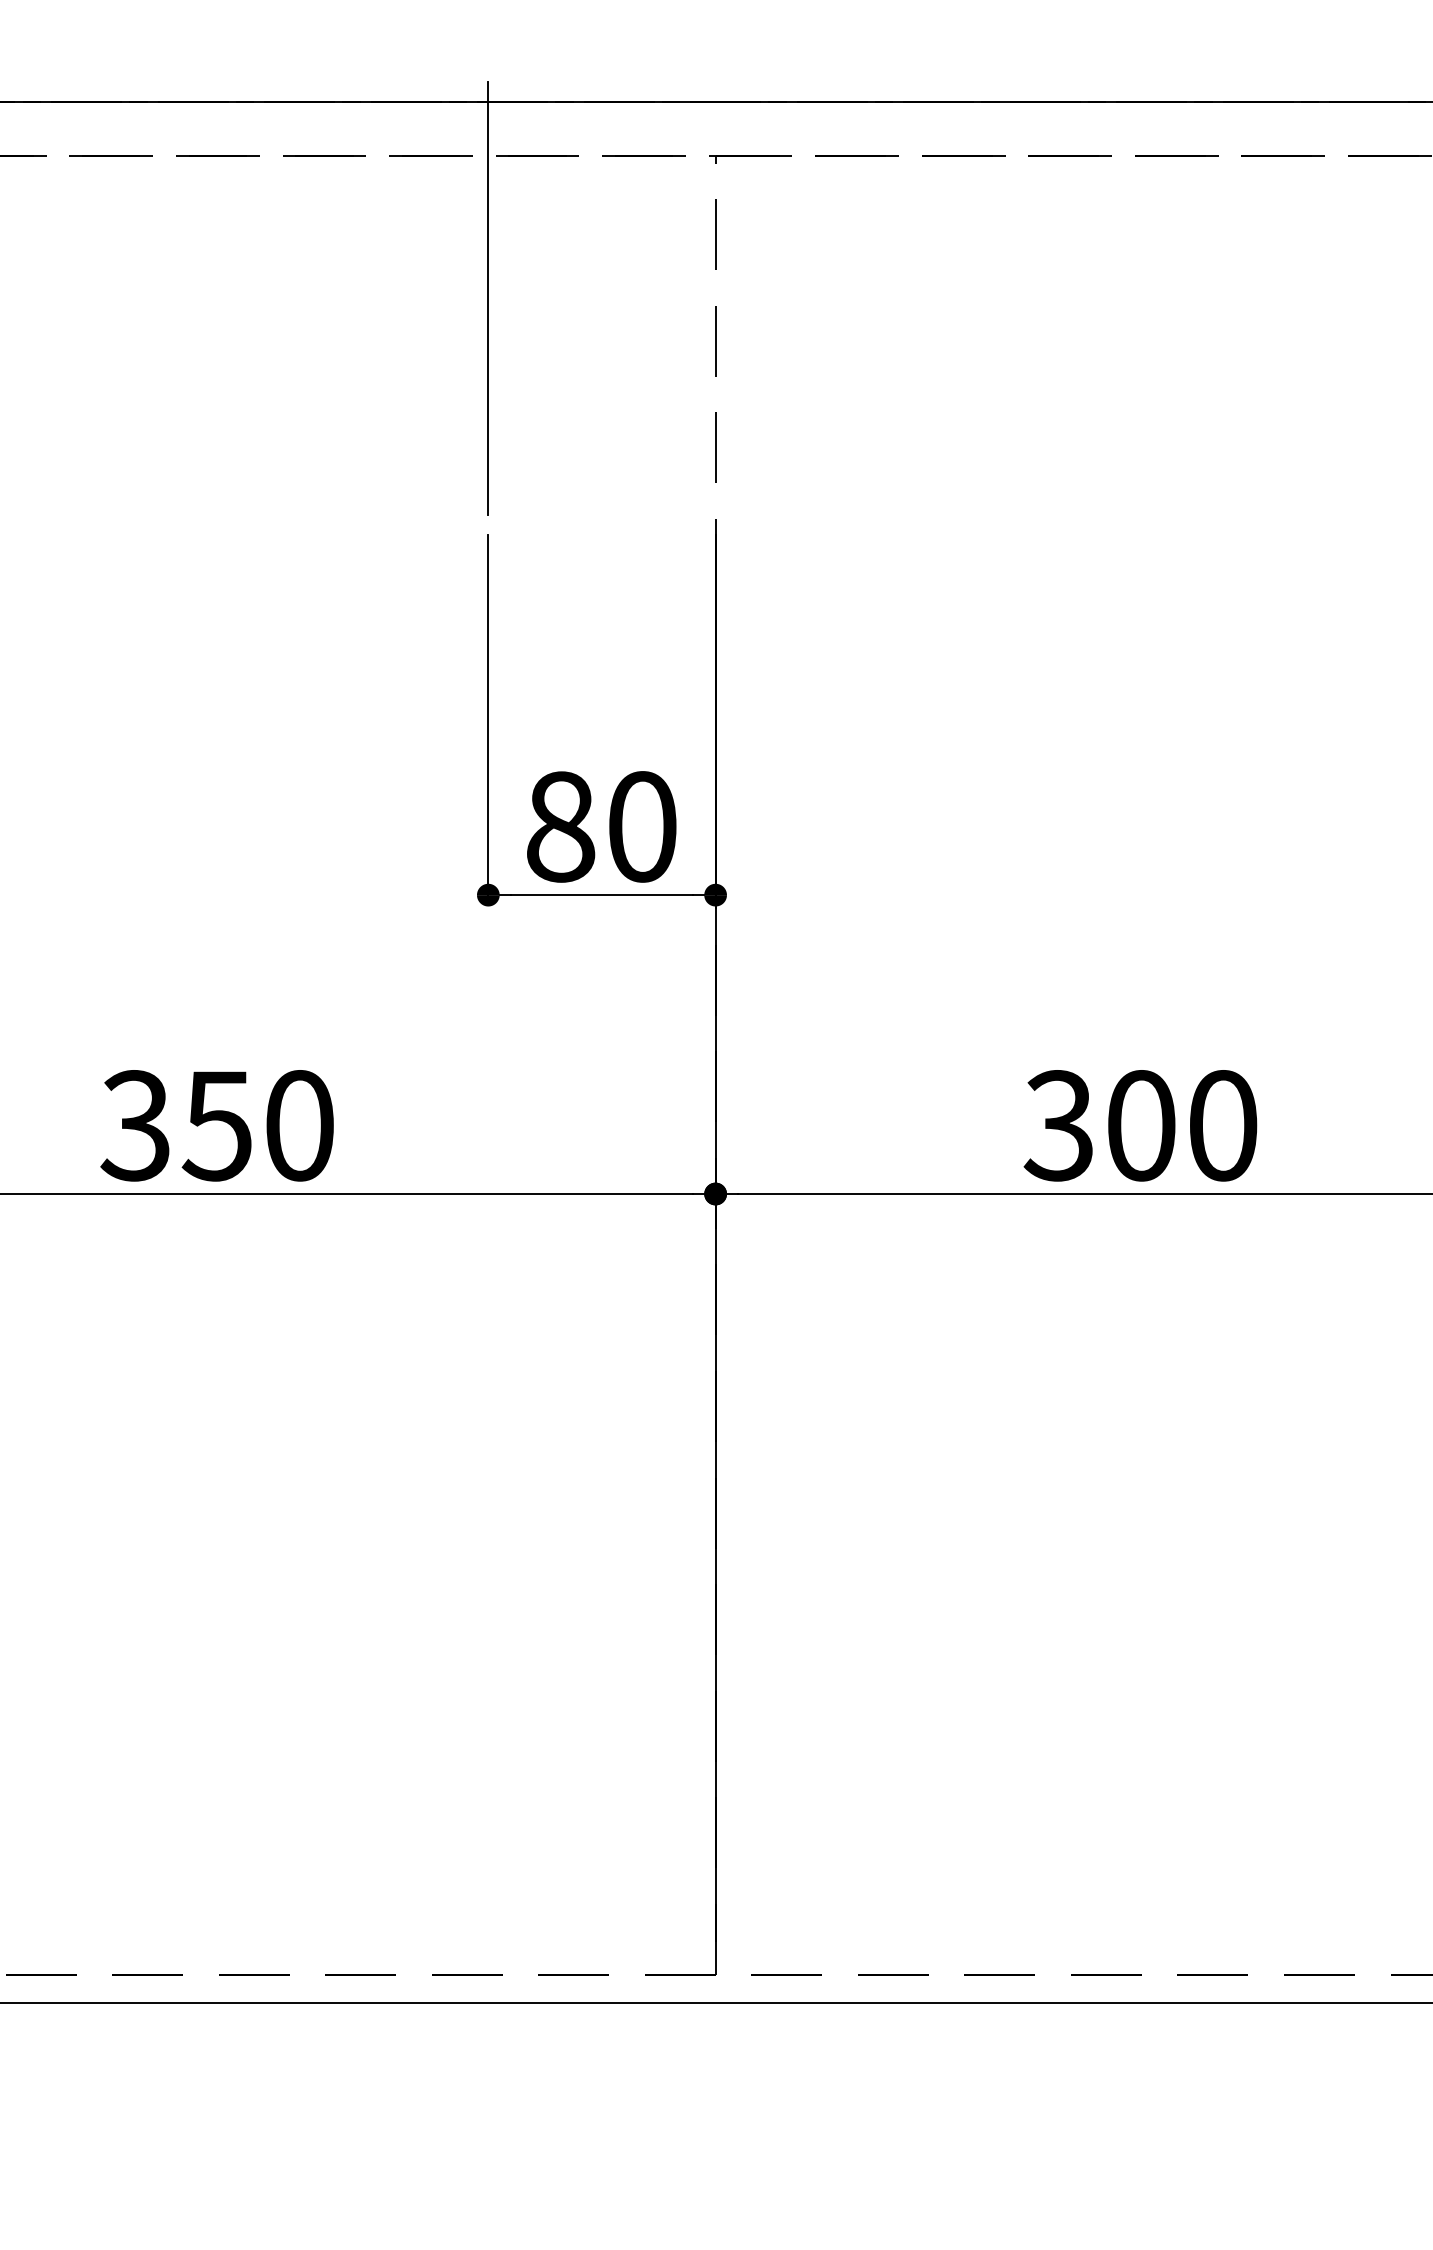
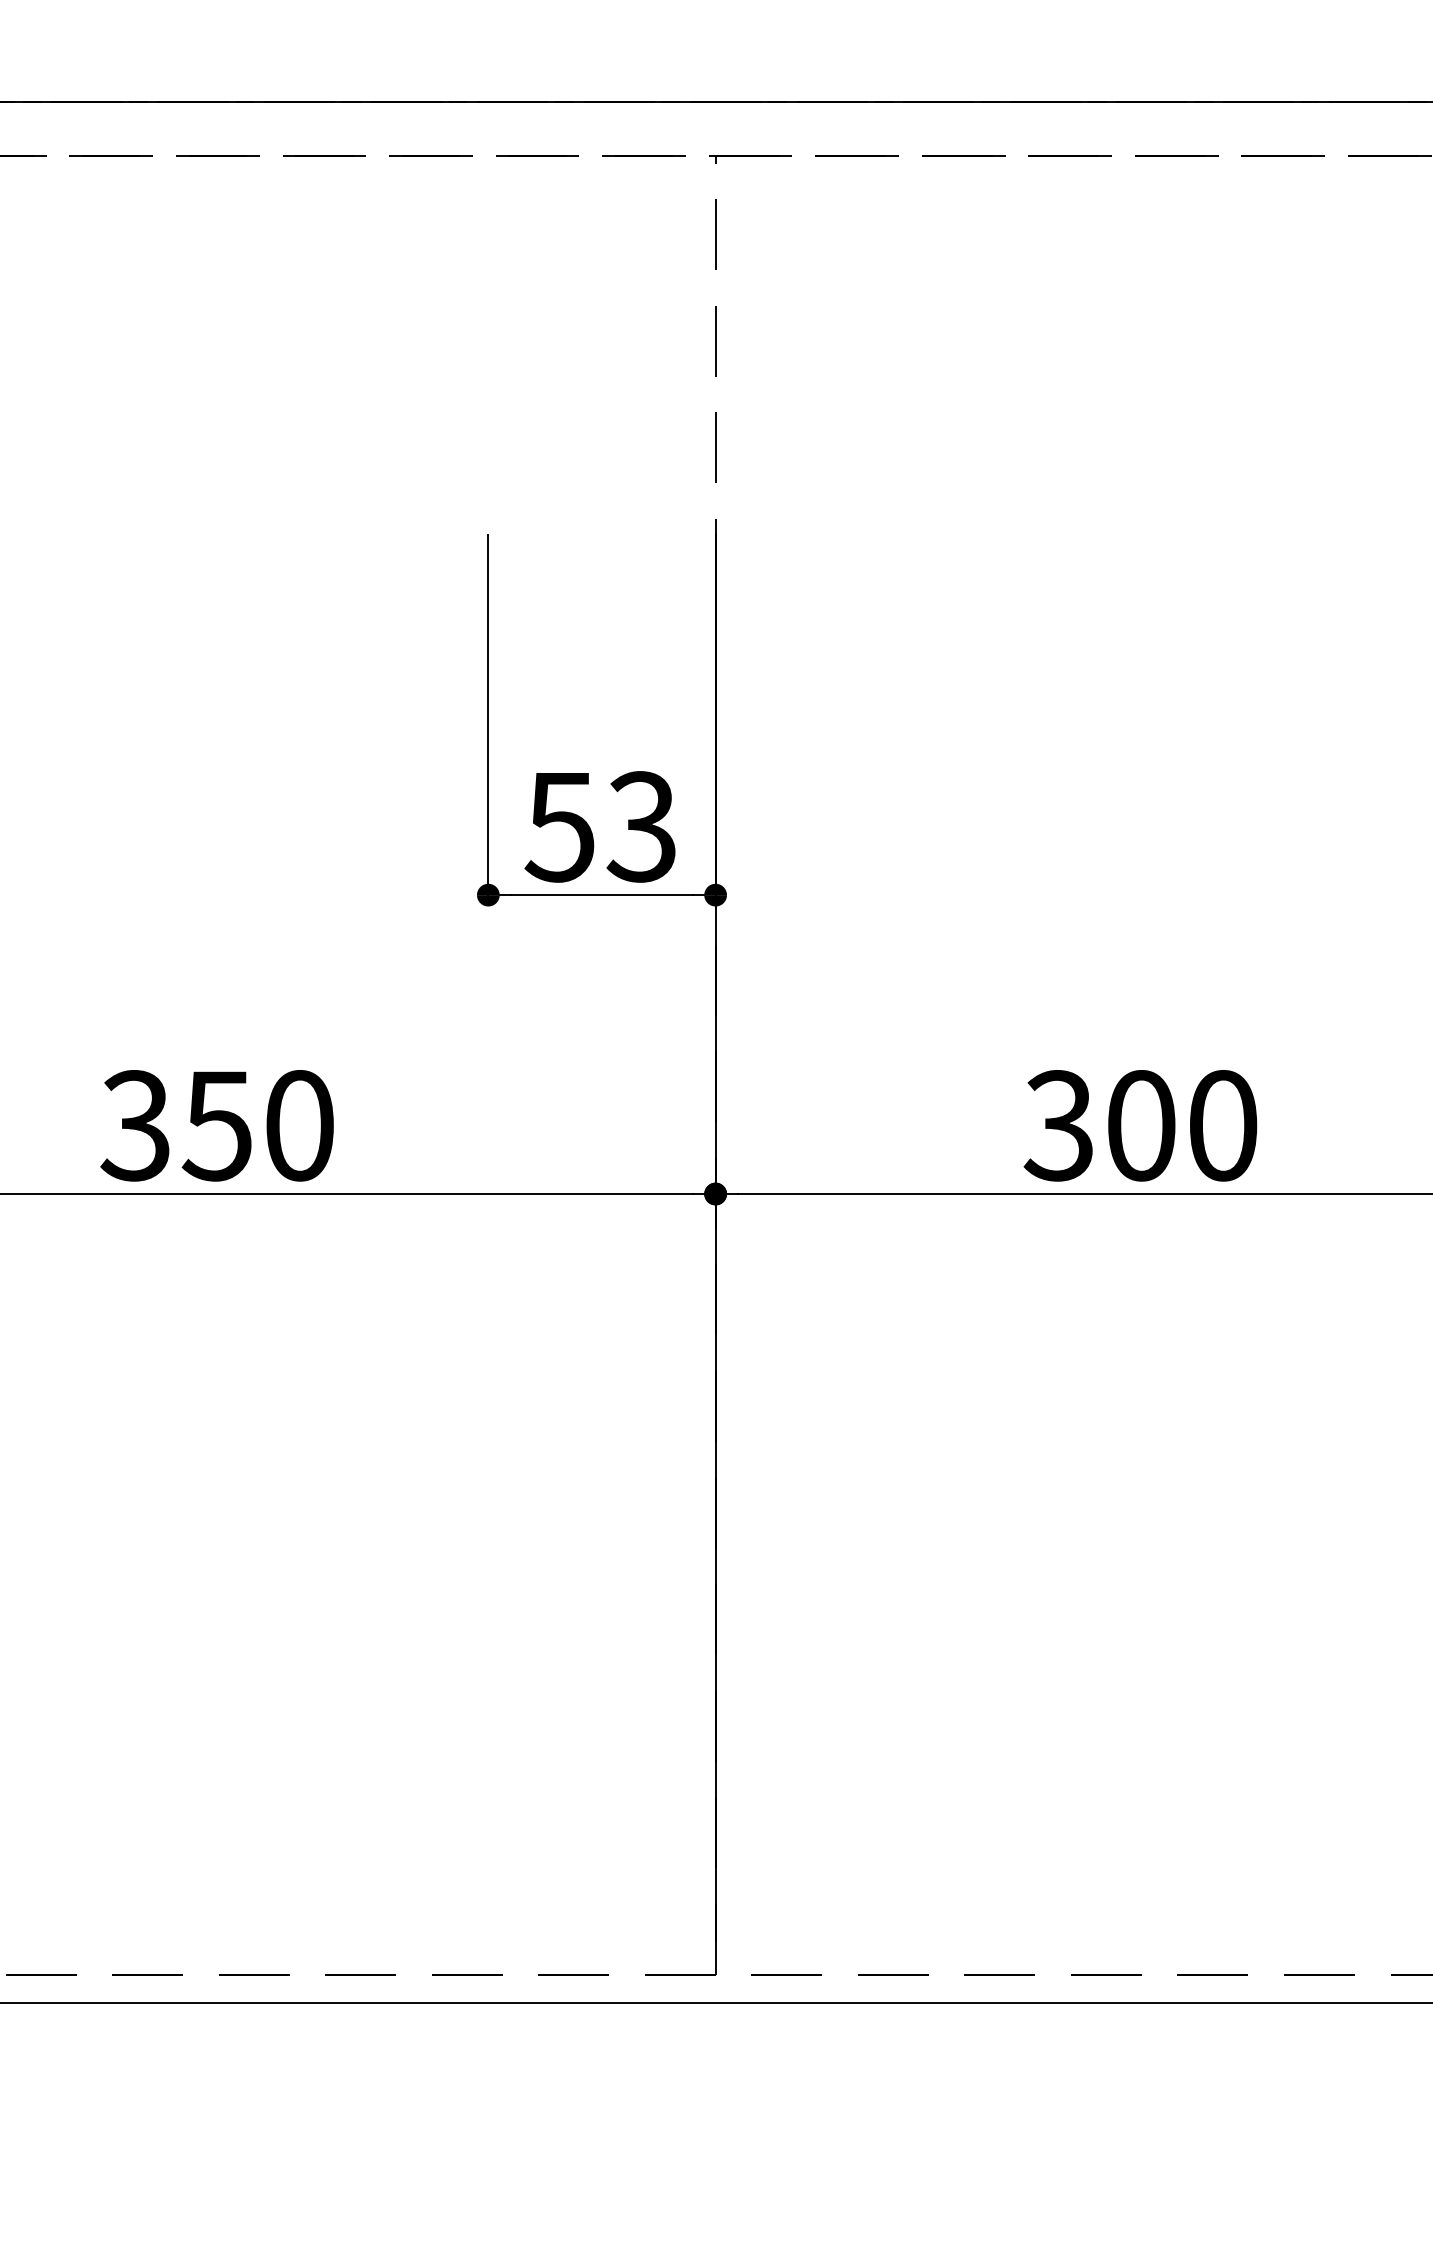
line: present -> none (488, 298)
text: 80 -> 53 (600, 826)
